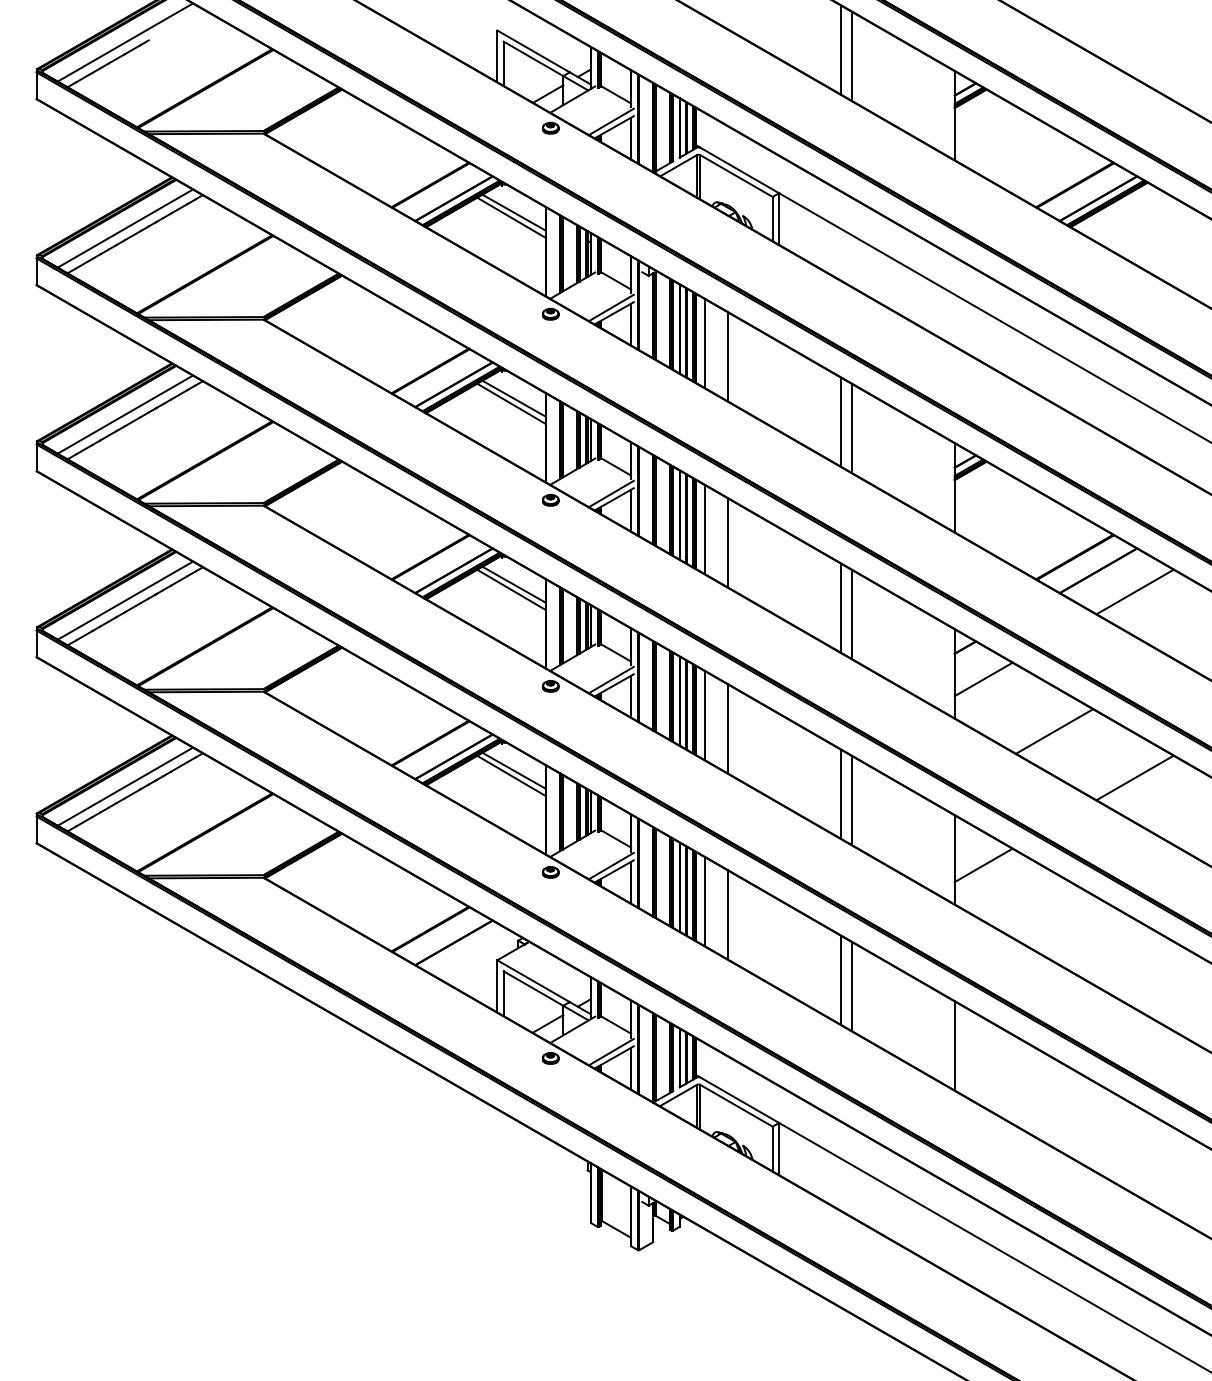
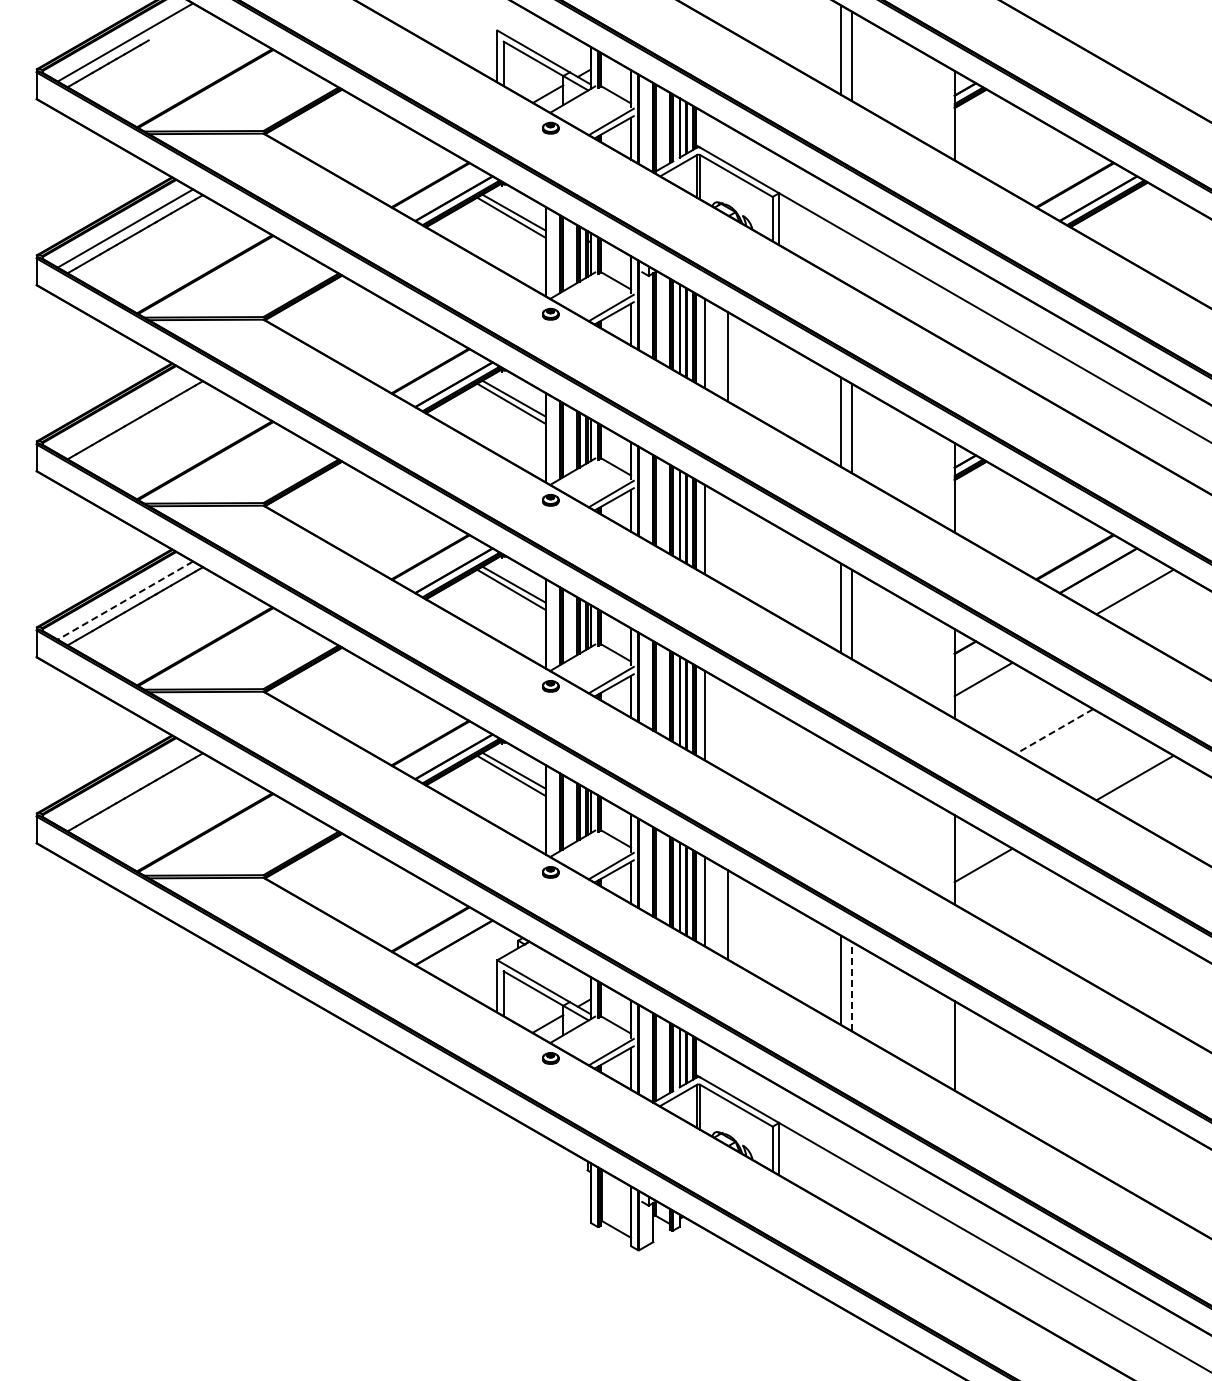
line: present -> none (124, 414)
line: present -> none (727, 542)
line: solid -> dashed (124, 600)
line: present -> none (727, 728)
line: solid -> dashed (1054, 731)
line: present -> none (124, 786)
line: present -> none (841, 794)
line: present -> none (851, 799)
line: solid -> dashed (851, 986)
